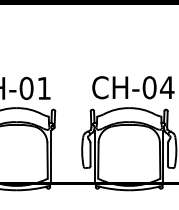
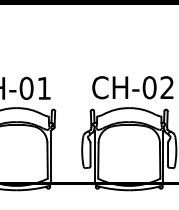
text: CH-04 -> CH-02 (166, 87)
